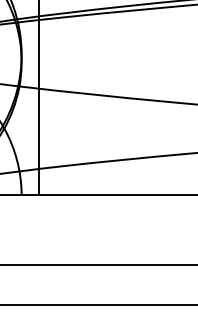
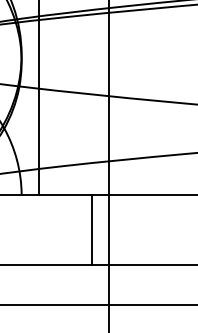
line: none -> present (109, 165)
line: none -> present (91, 229)
